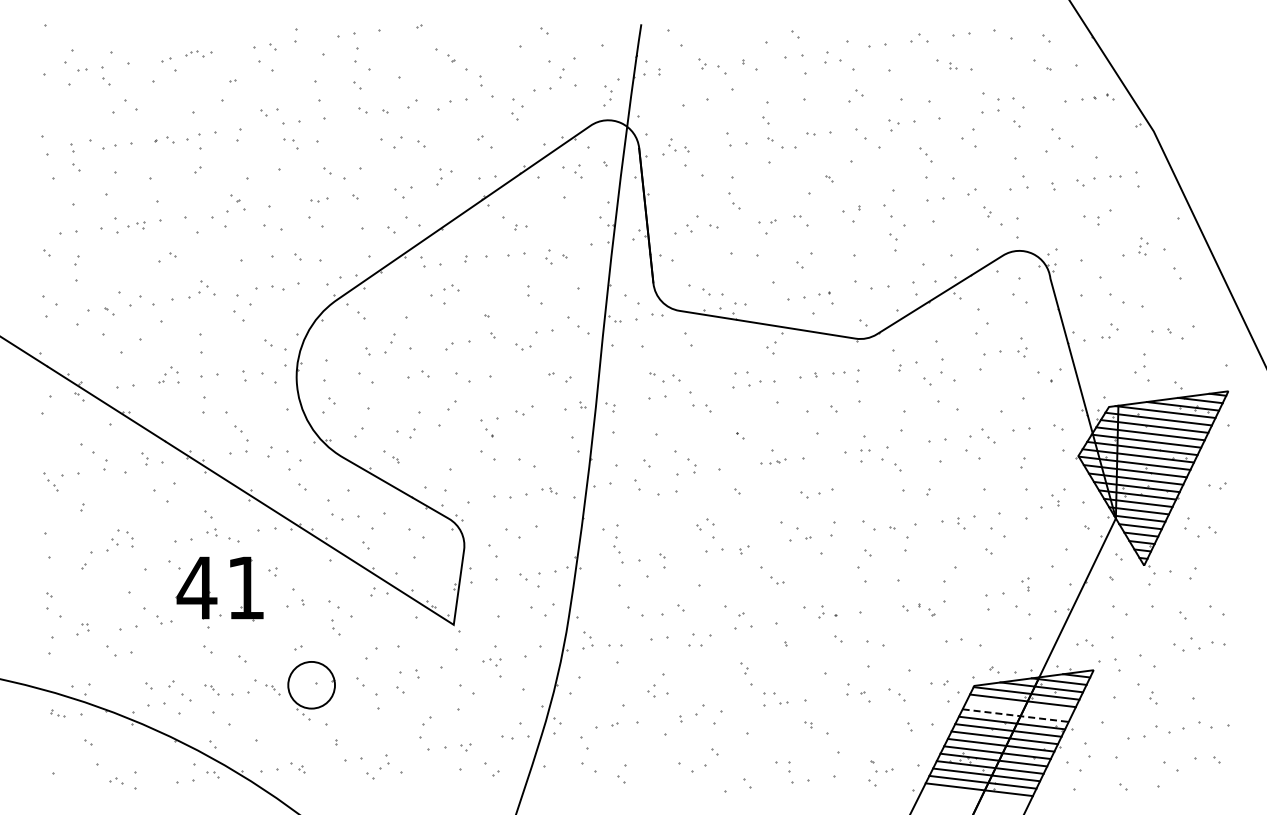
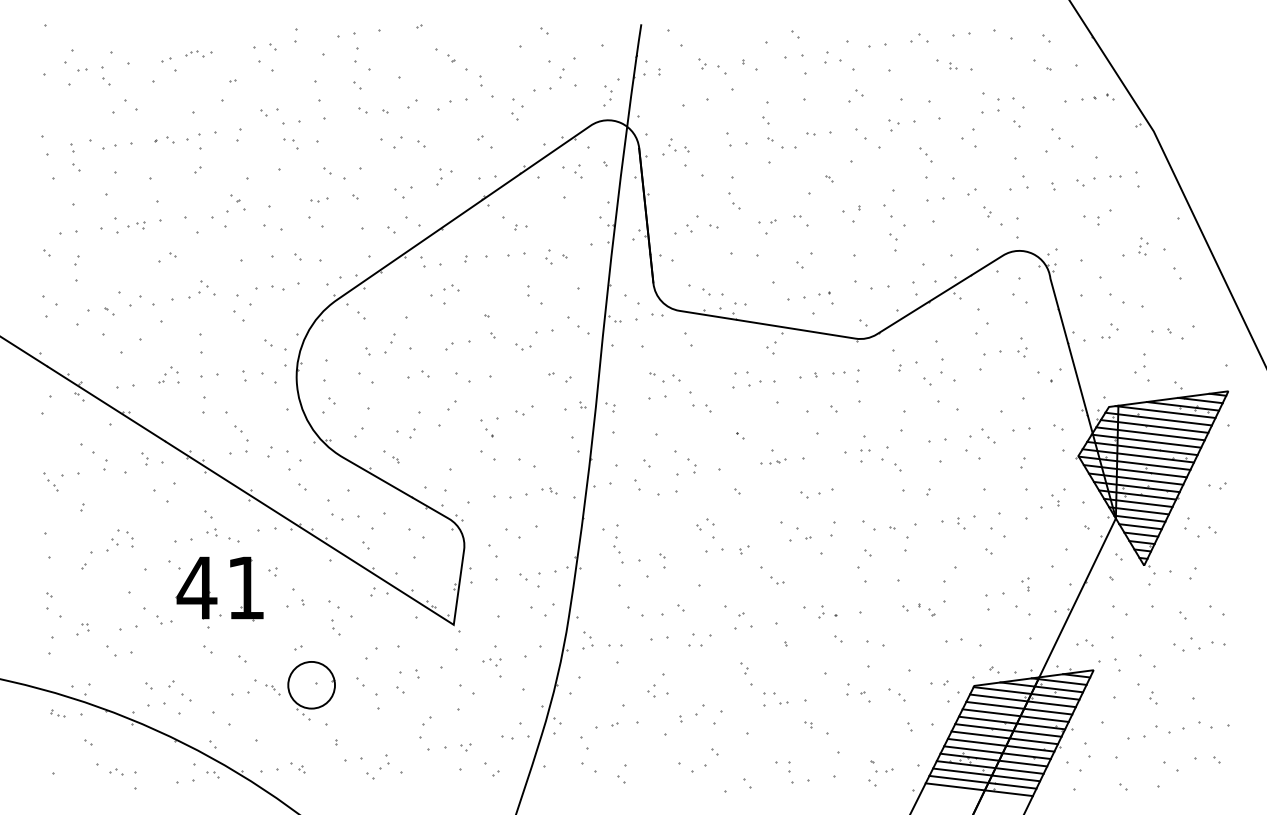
part: present -> none (211, 689)
line: none -> present (1019, 707)
line: dashed -> solid (1016, 715)
part position: (116, 780) -> (116, 771) (116, 771)
